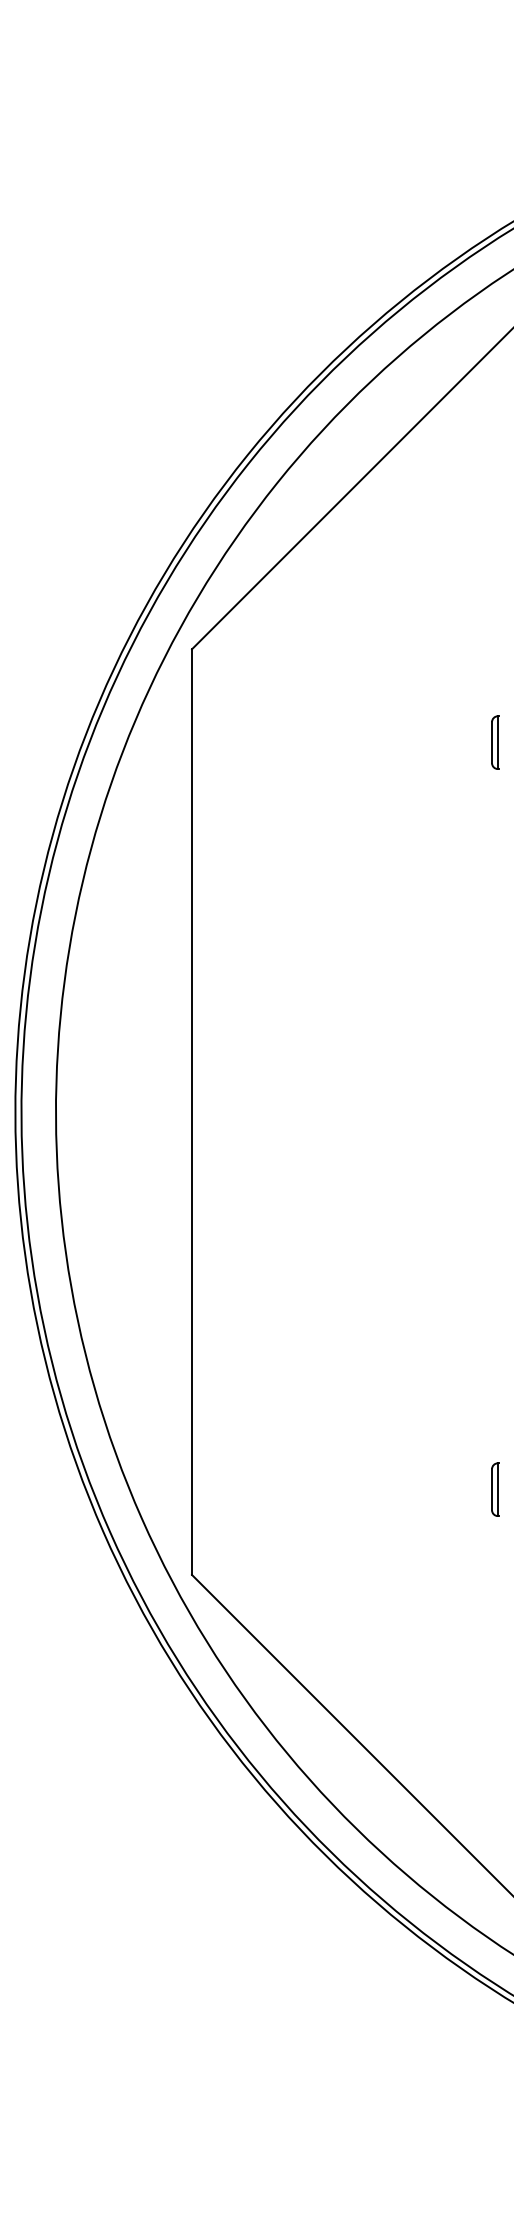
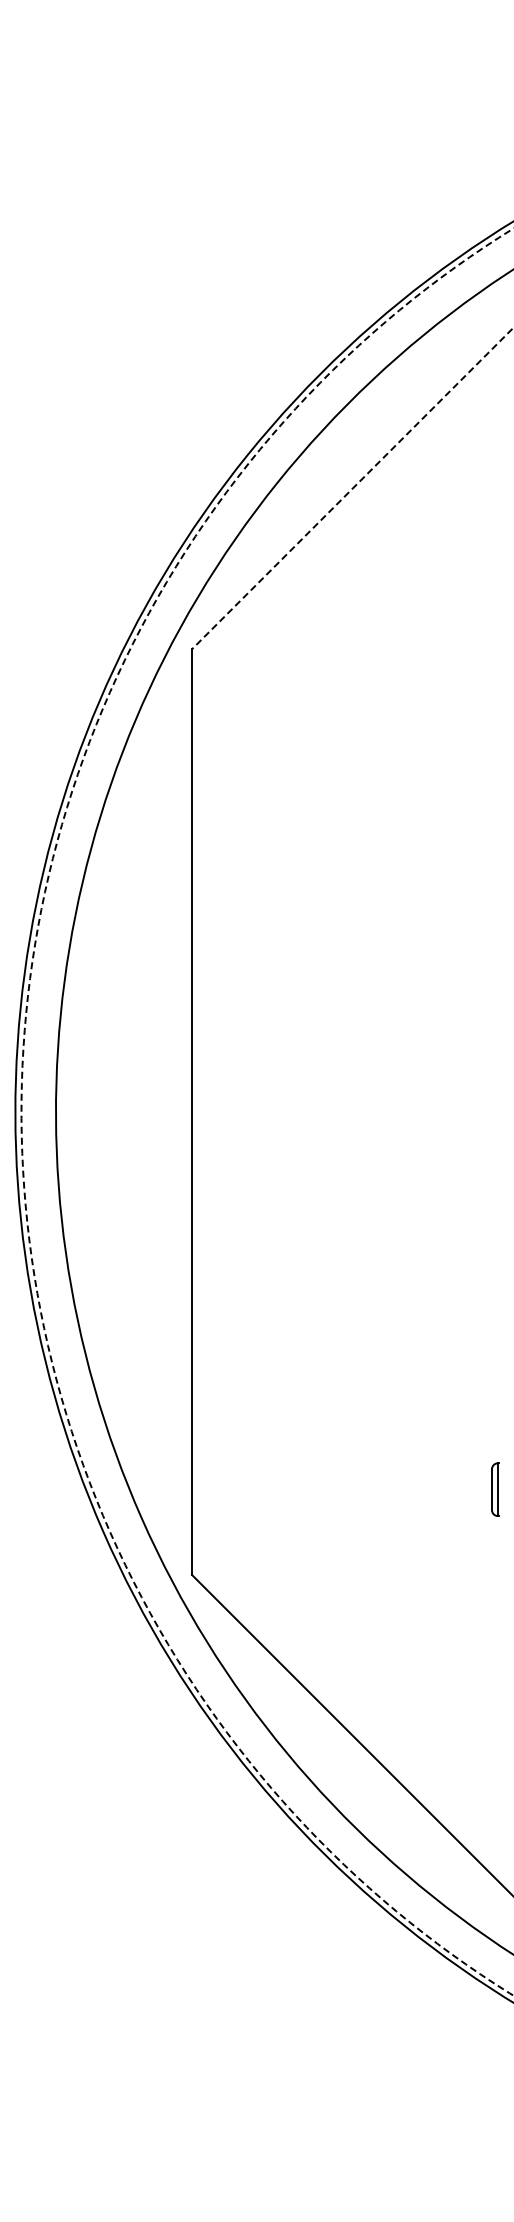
line: solid -> dashed (352, 488)
part: present -> none (495, 742)
arc: solid -> dashed (21, 1112)
